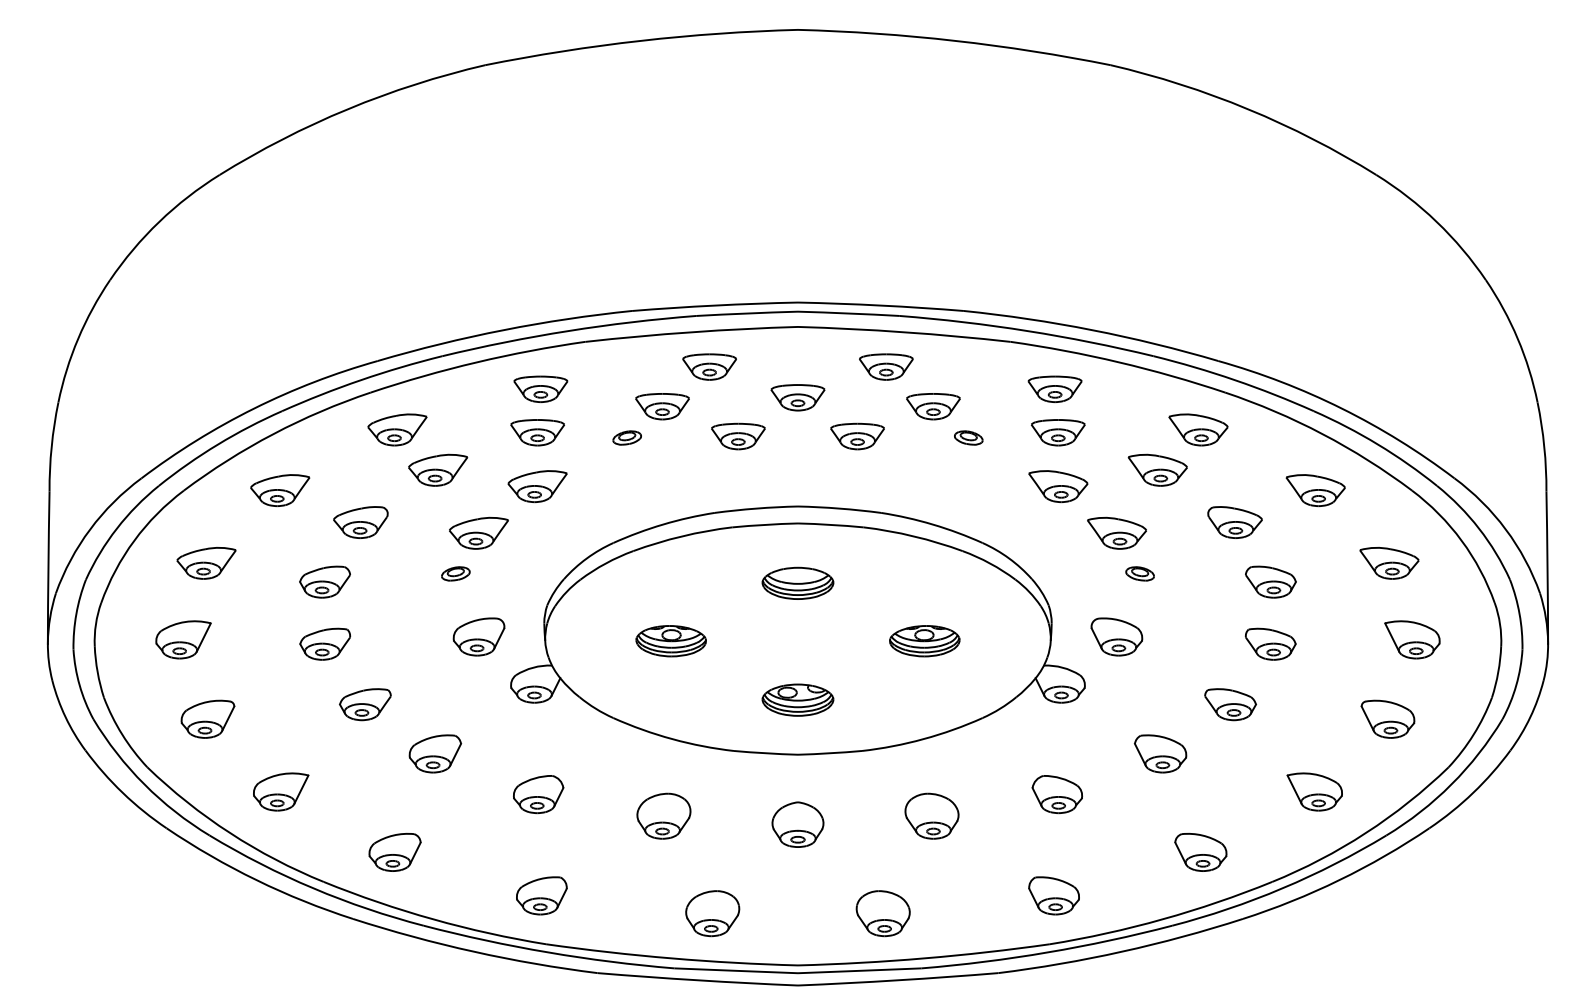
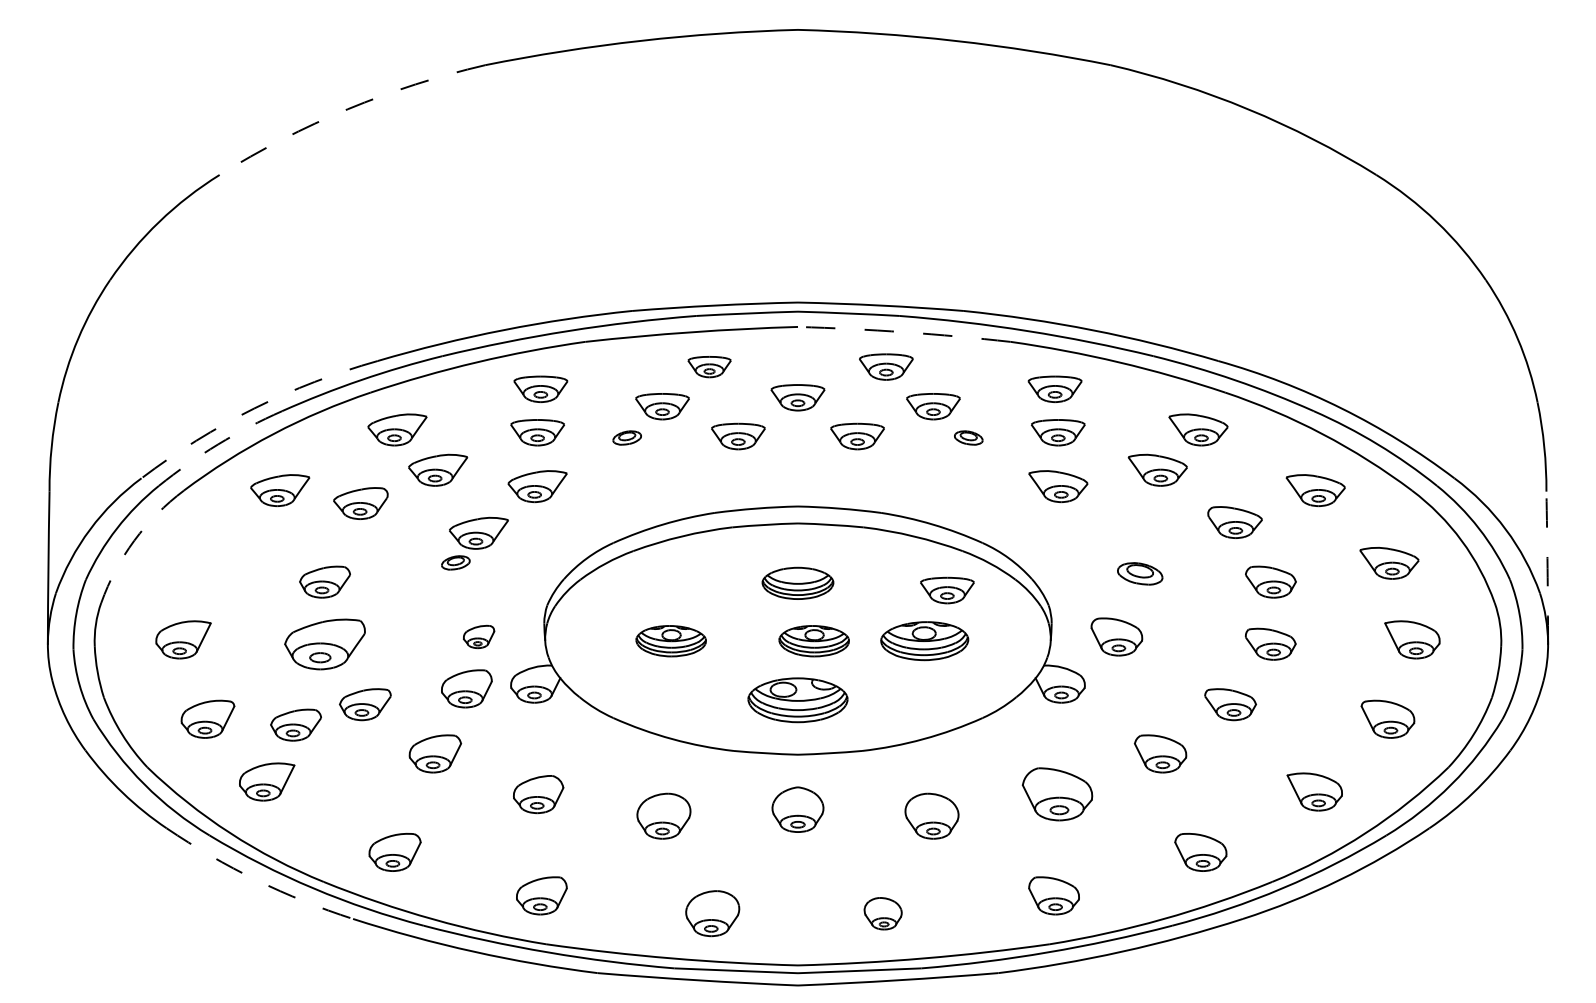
arc: solid -> dashed (347, 109)
arc: solid -> dashed (904, 332)
part size: 55x28 px -> 45x23 px (709, 367)
arc: solid -> dashed (254, 408)
arc: solid -> dashed (218, 444)
part position: (360, 522) -> (360, 503) (360, 503)
part: present -> none (1116, 532)
arc: solid -> dashed (134, 540)
part: present -> none (206, 563)
arc: solid -> dashed (1547, 568)
part position: (455, 573) -> (455, 562) (455, 562)
part size: 30x16 px -> 47x24 px (1140, 573)
part: none -> present (947, 590)
part size: 54x40 px -> 33x26 px (479, 636)
part: none -> present (813, 641)
part size: 72x33 px -> 90x41 px (924, 641)
part size: 53x34 px -> 82x53 px (324, 644)
part: none -> present (466, 688)
part size: 74x34 px -> 102x47 px (797, 700)
part: none -> present (295, 724)
part position: (281, 791) -> (267, 781) (267, 781)
part size: 52x40 px -> 73x55 px (1057, 794)
part position: (797, 824) -> (797, 809) (797, 809)
arc: solid -> dashed (256, 880)
part size: 56x48 px -> 40x34 px (882, 913)
